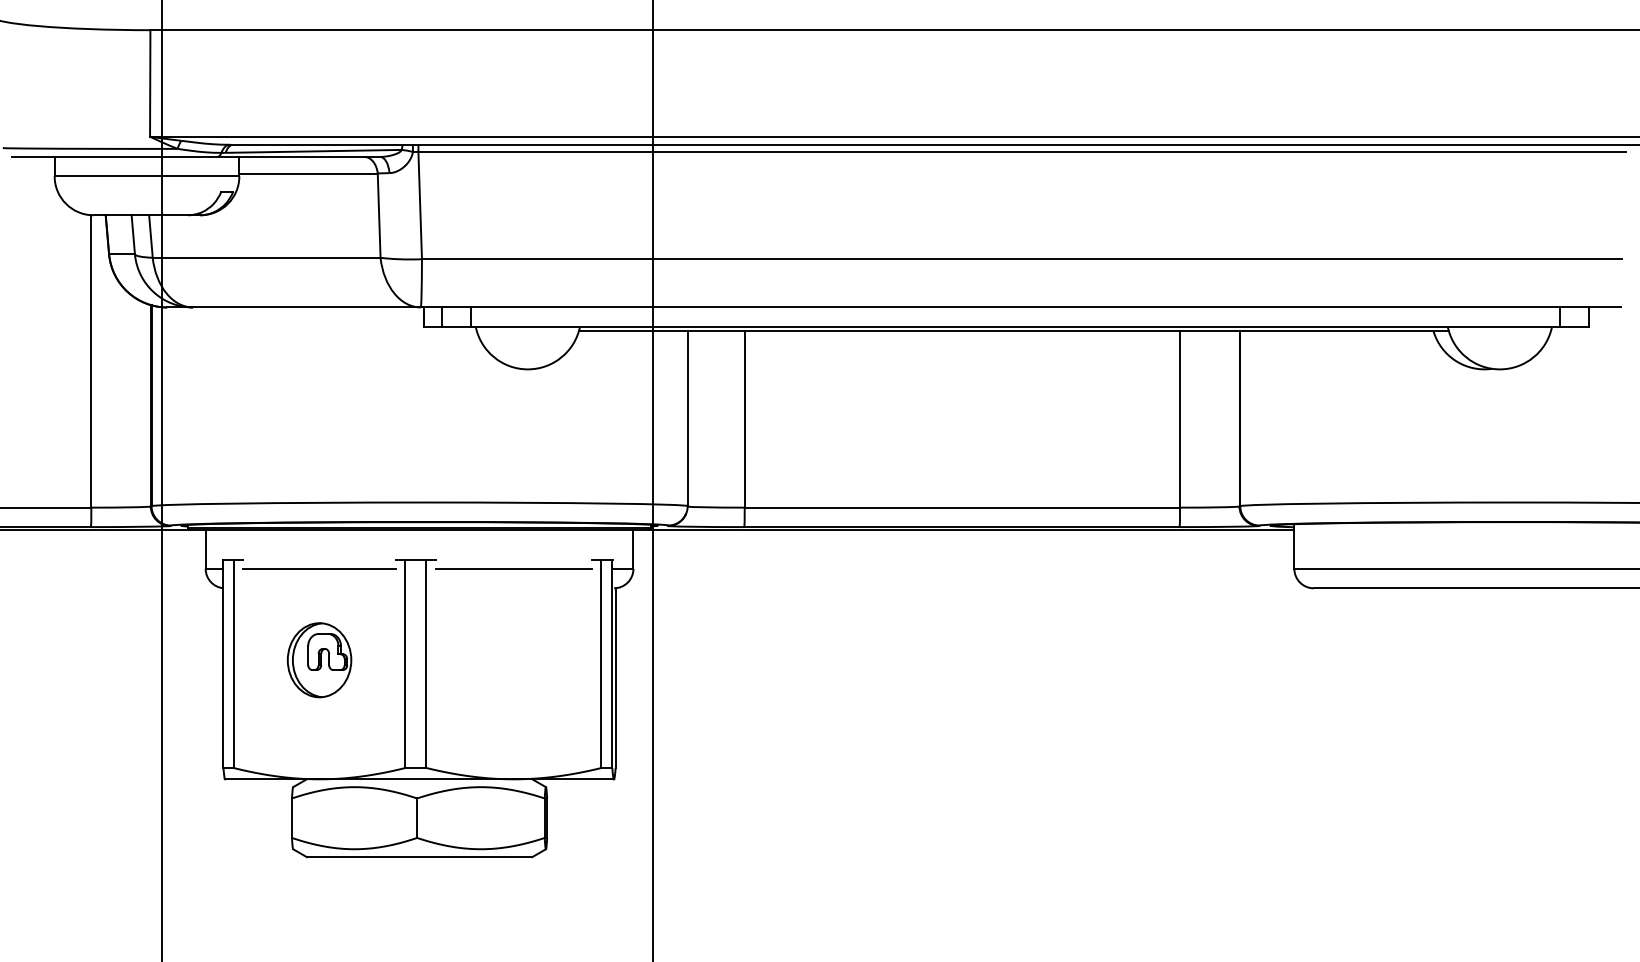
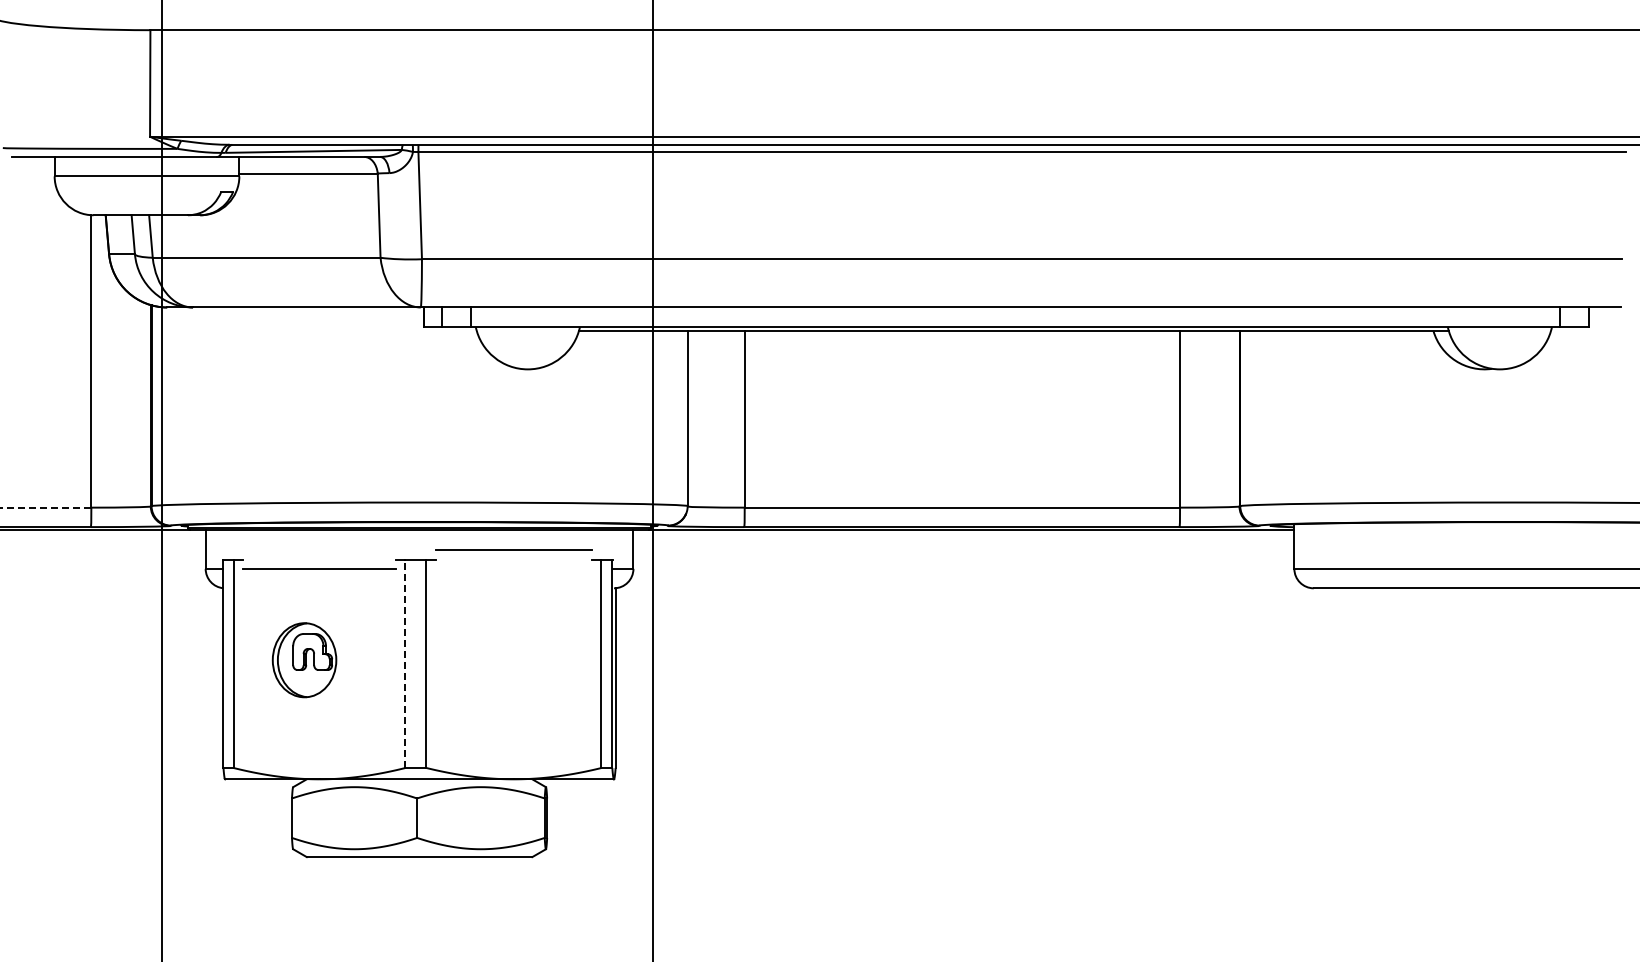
line: solid -> dashed (45, 507)
line position: (513, 568) -> (513, 549) (513, 549)
part position: (319, 660) -> (304, 660) (304, 660)
line: solid -> dashed (405, 664)
